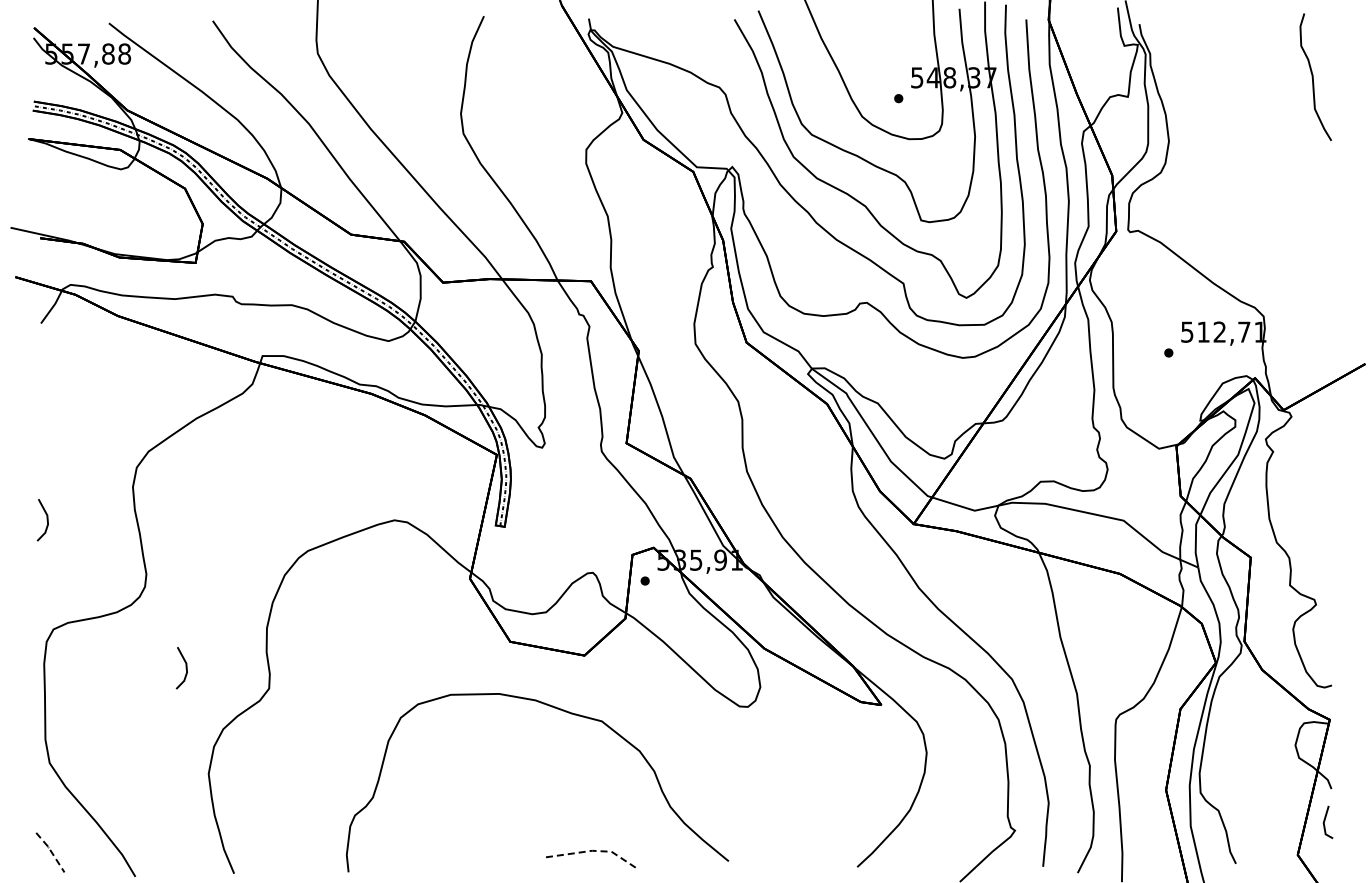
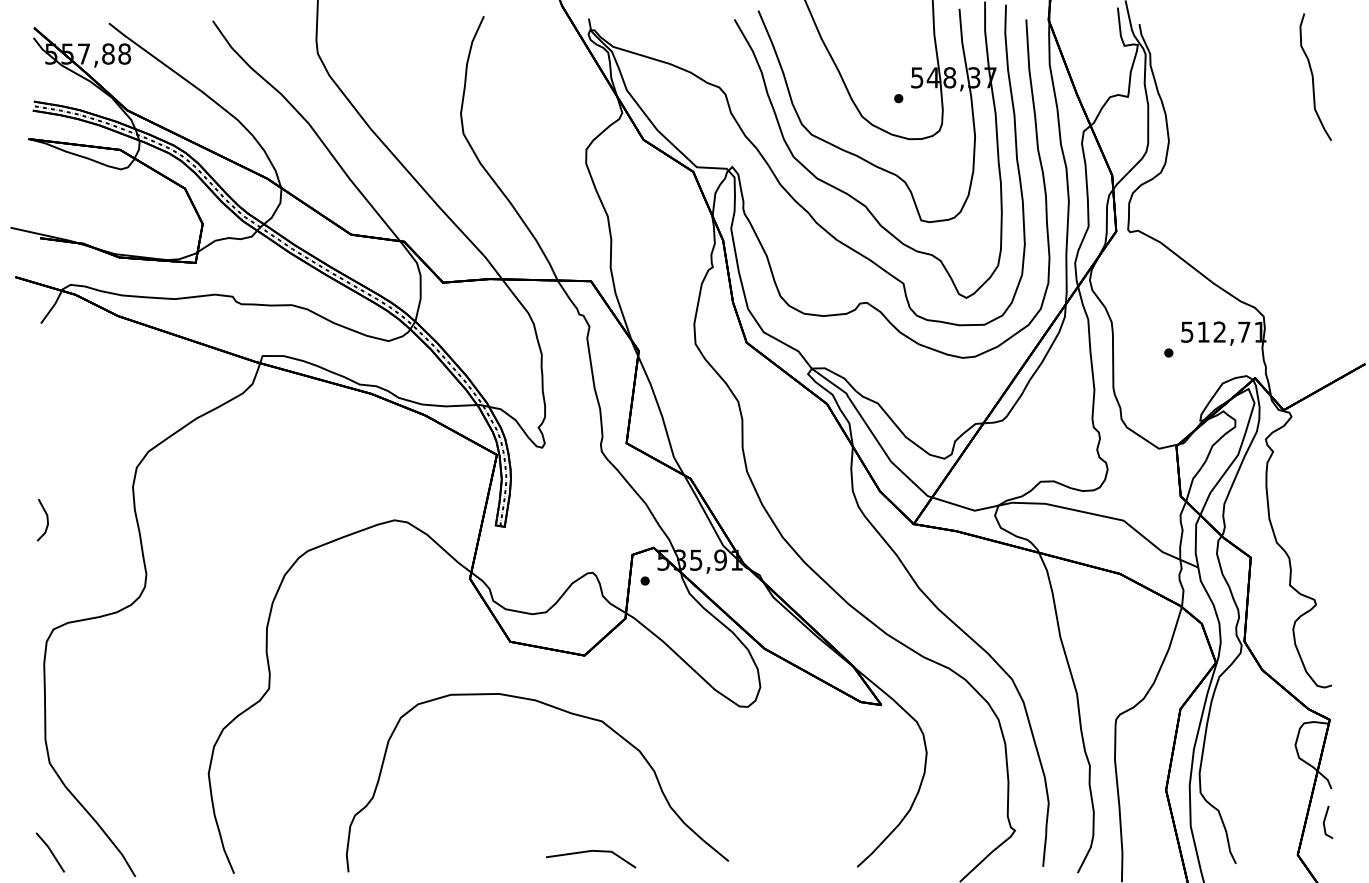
line: present -> none (185, 668)
line: dashed -> solid (594, 850)
line: dashed -> solid (51, 851)
